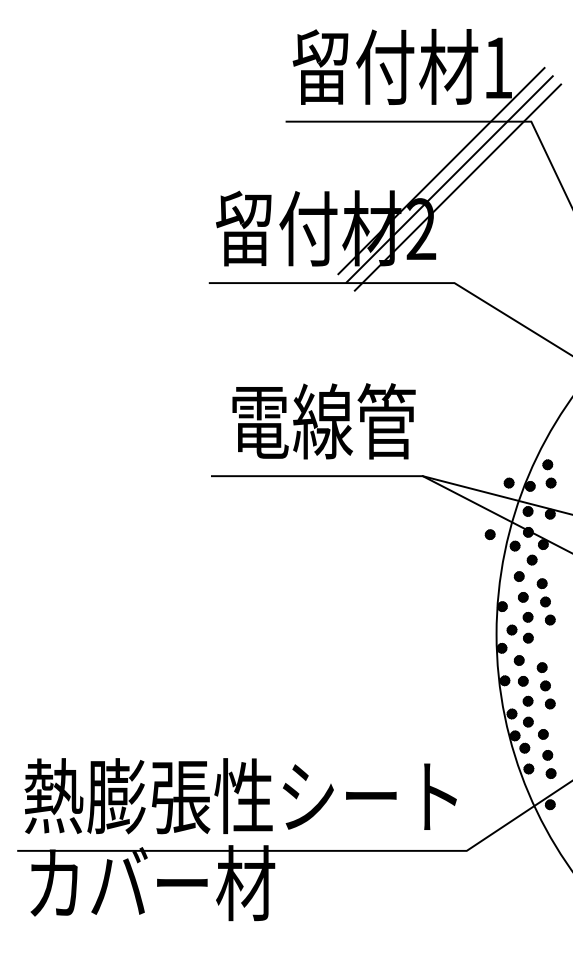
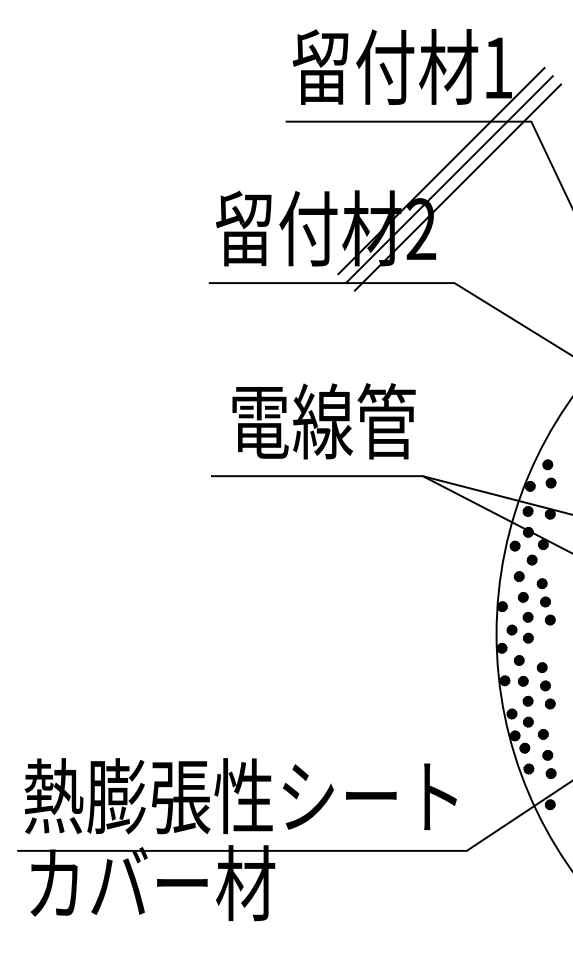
part: present -> none (508, 482)
part: present -> none (489, 534)
